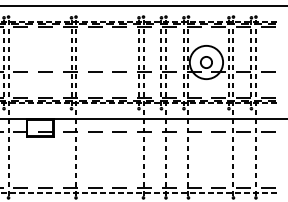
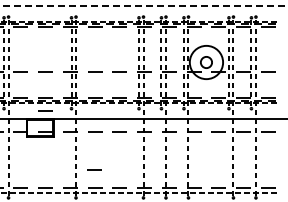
line: solid -> dashed (143, 6)
line: none -> present (45, 110)
line: none -> present (94, 169)
